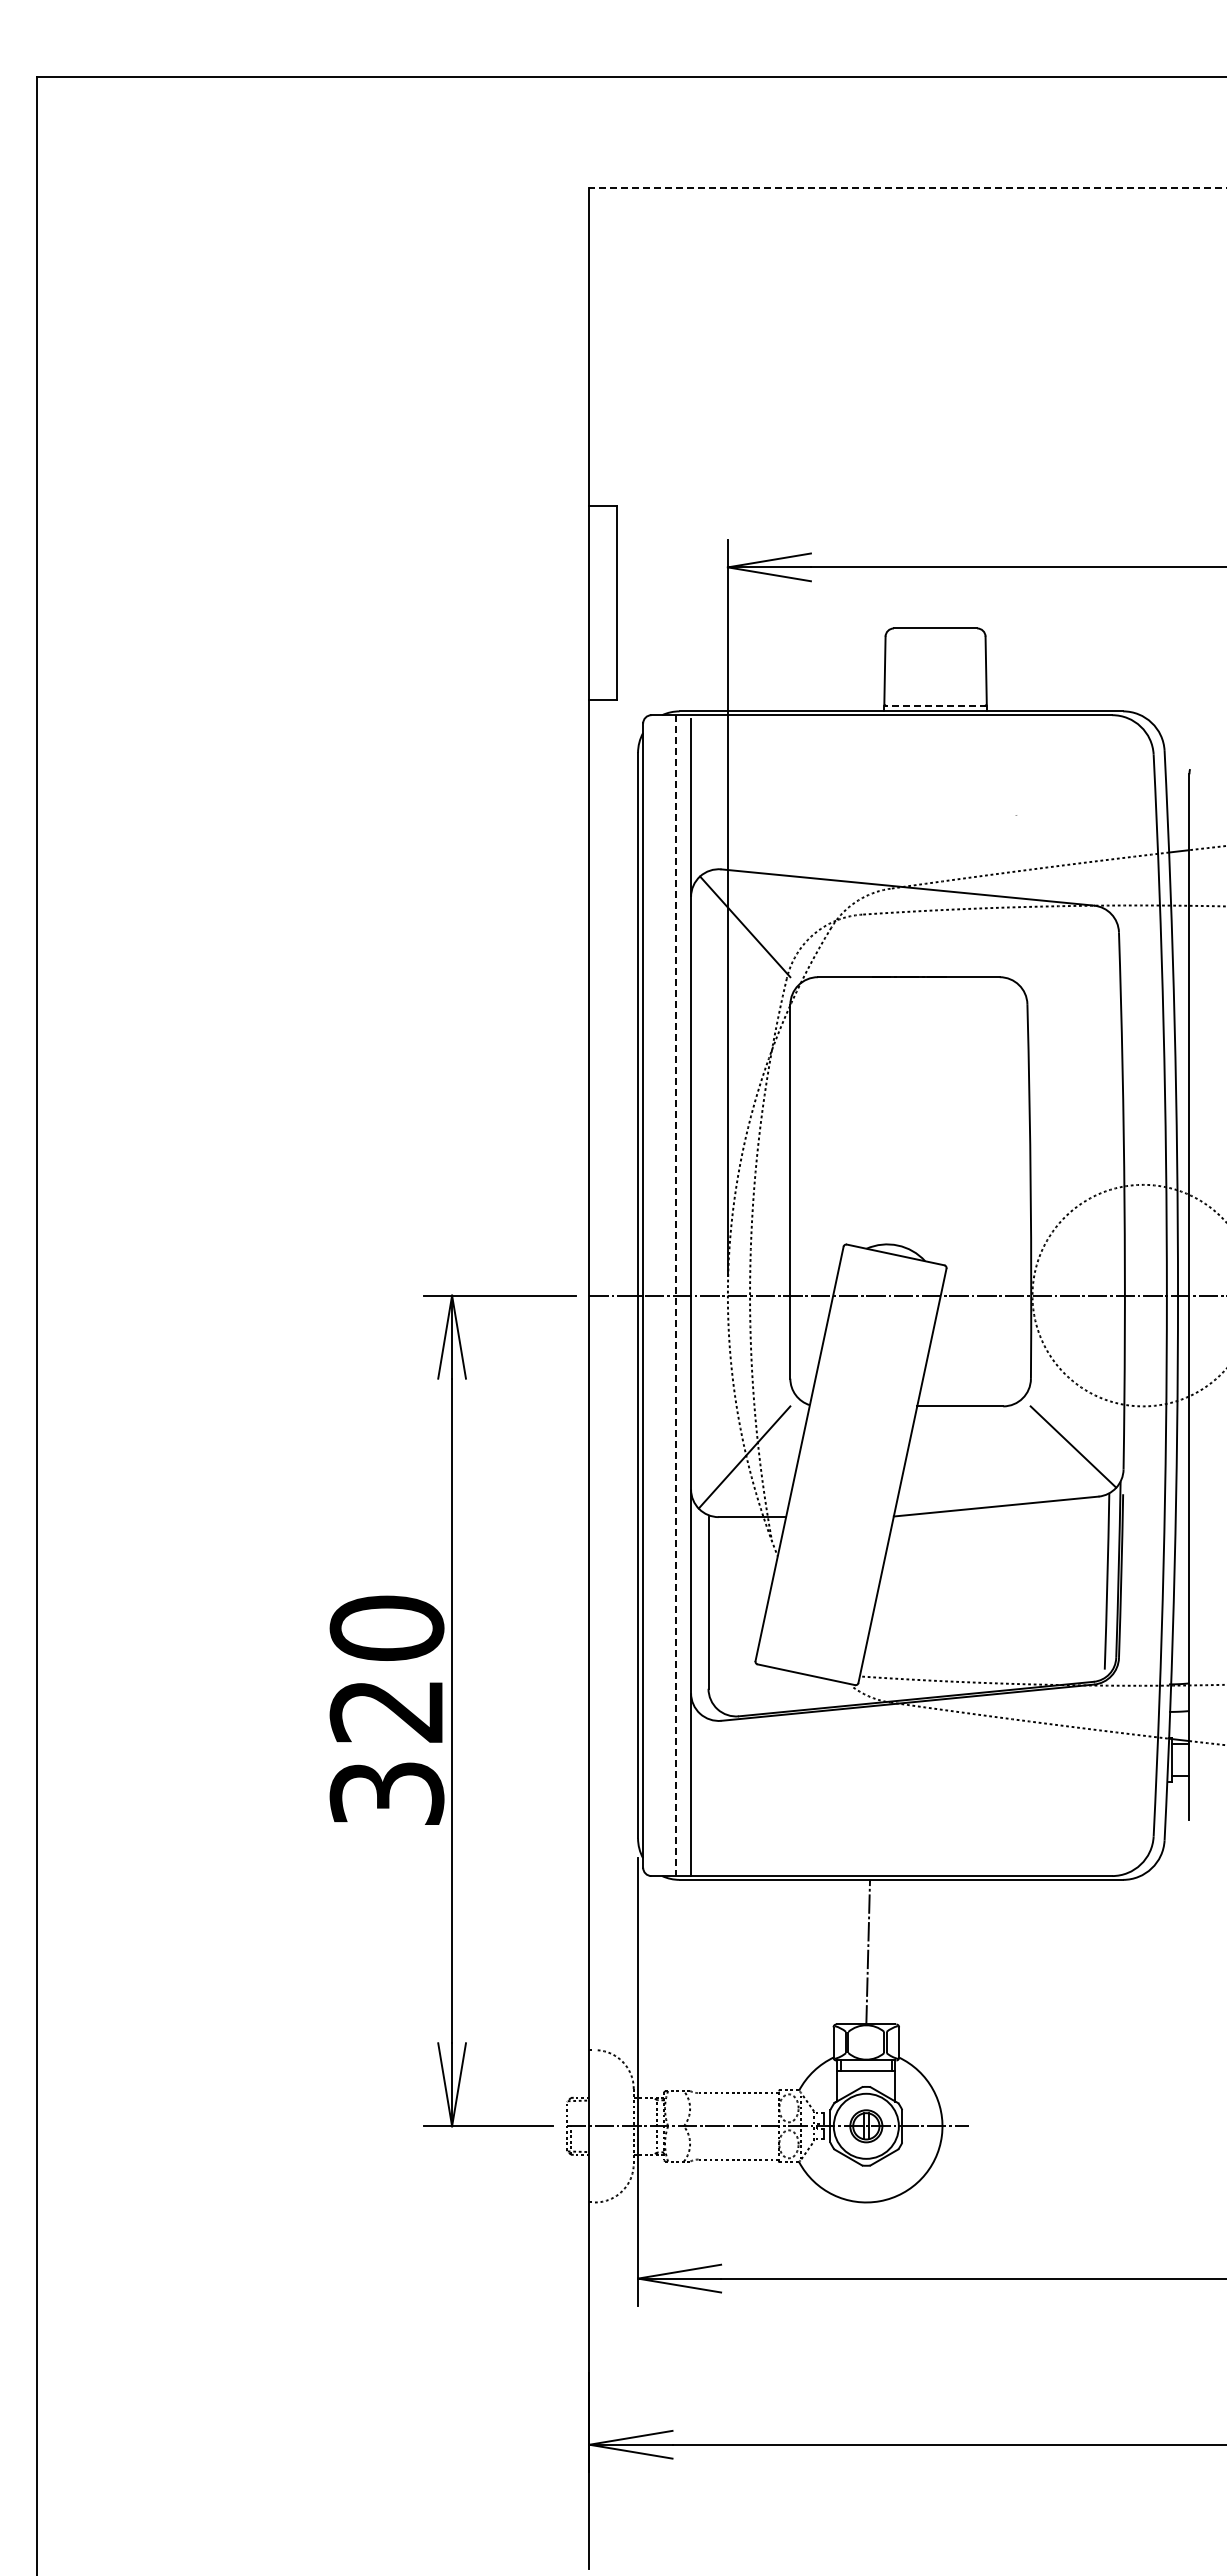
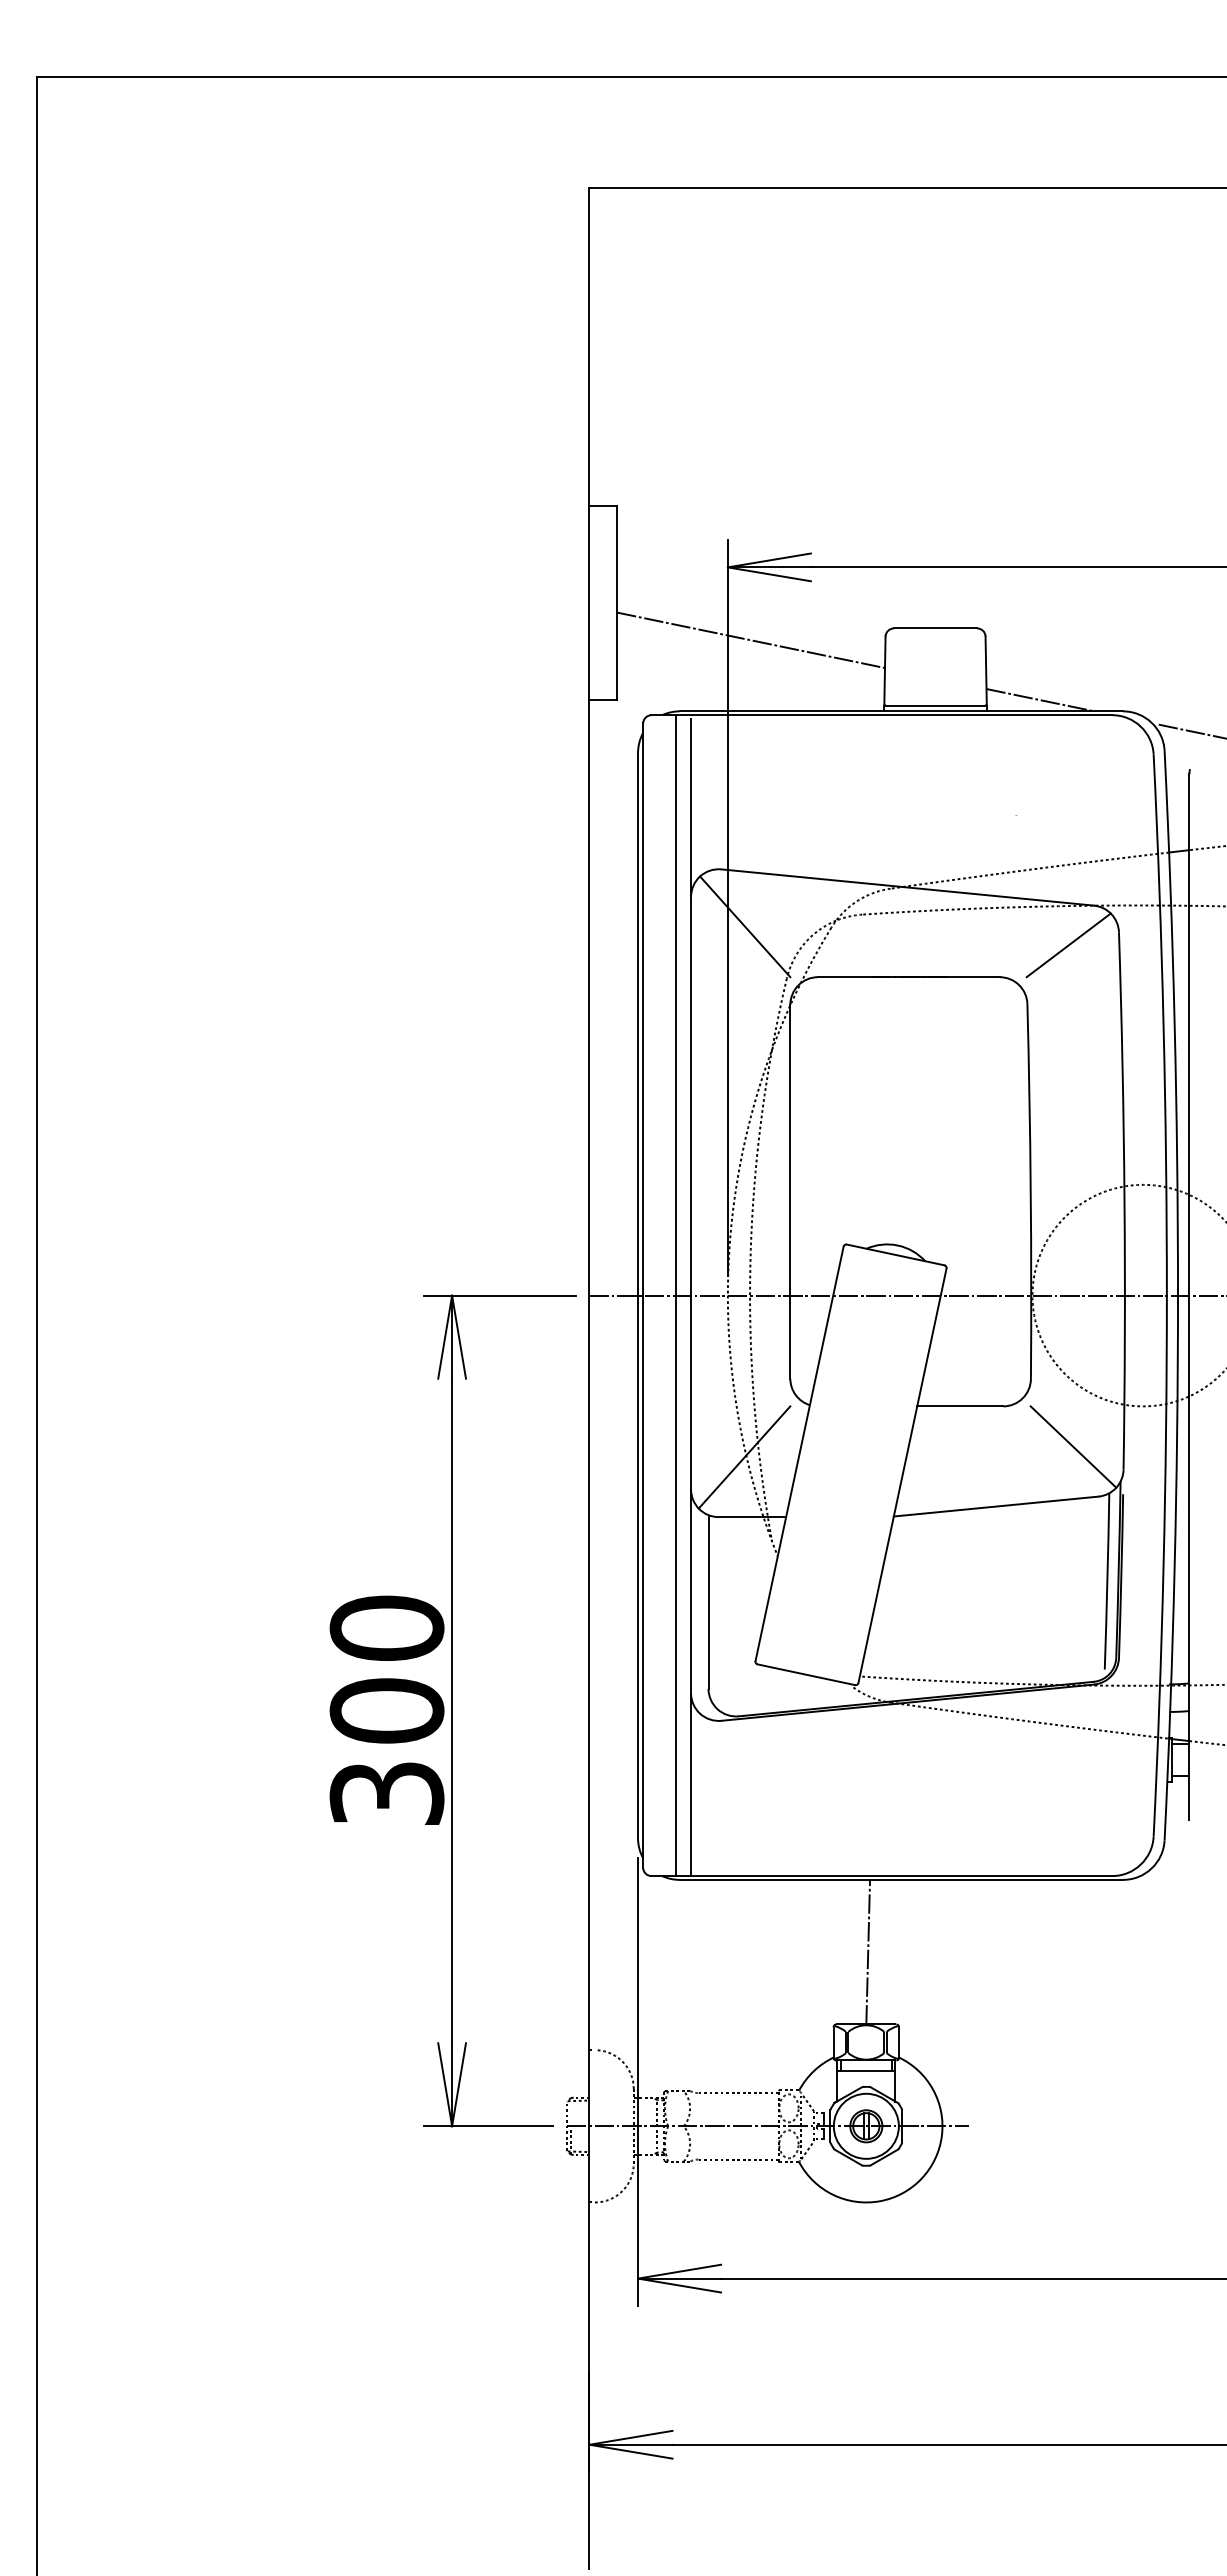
line: dashed -> solid (907, 188)
line: none -> present (751, 640)
line: none -> present (1040, 700)
line: dashed -> solid (935, 705)
line: none -> present (1190, 731)
line: none -> present (1068, 945)
line: dashed -> solid (676, 1296)
text: 320 -> 300 (386, 1710)
